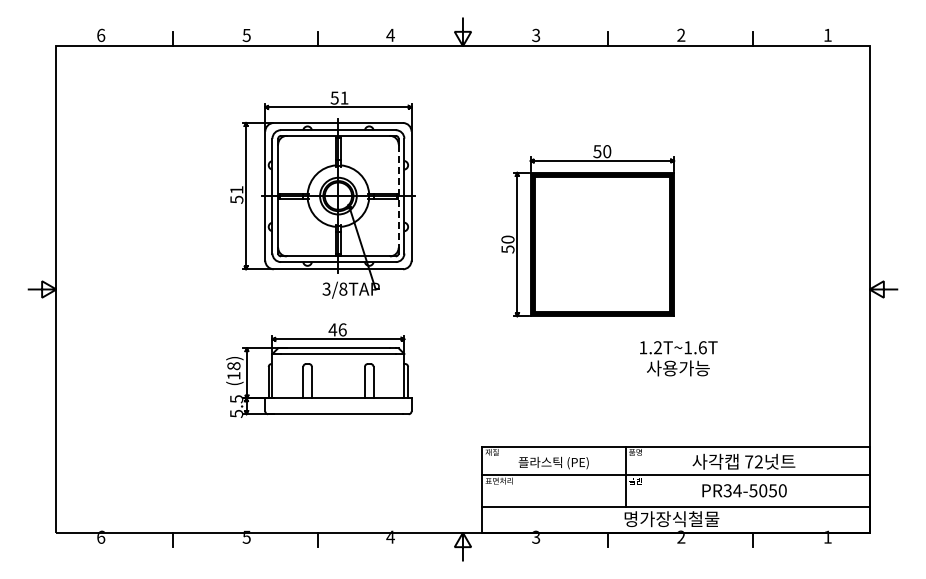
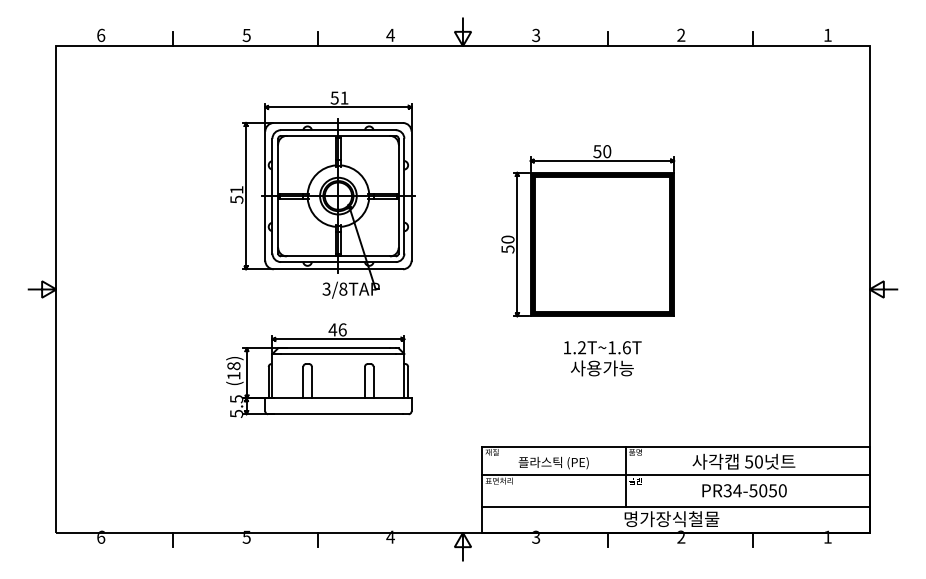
line: dashed -> solid (398, 196)
text position: (678, 358) -> (602, 358) (602, 358)
text: 72 -> 50 (753, 461)
